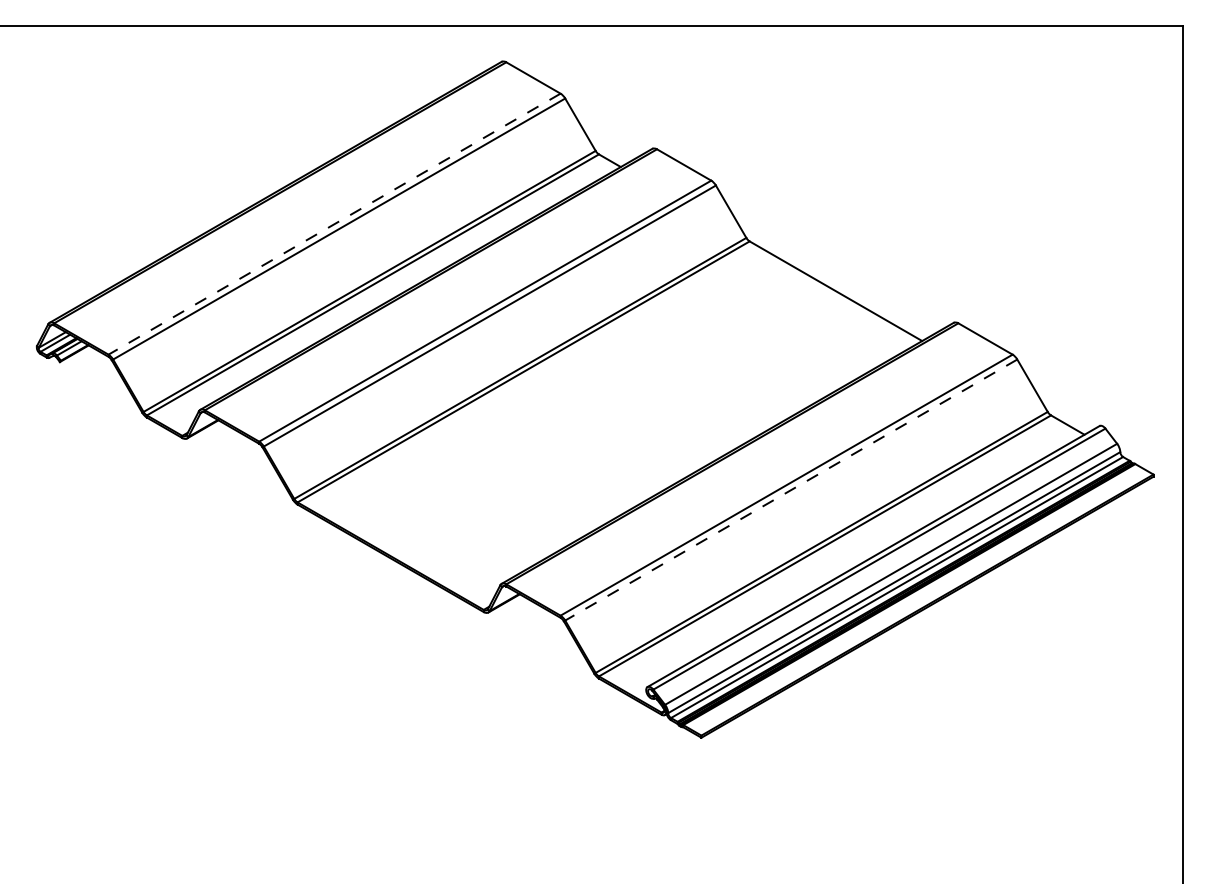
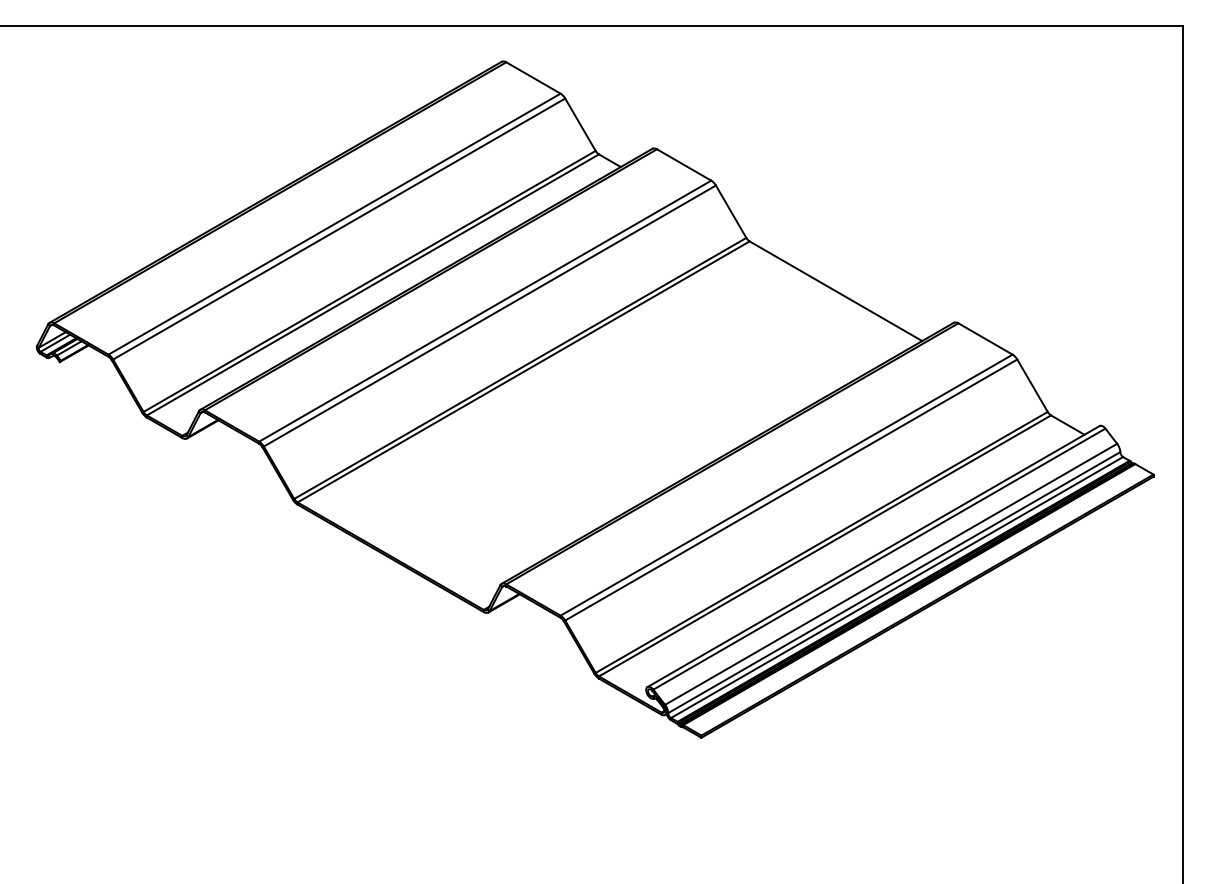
line: dashed -> solid (334, 224)
line: dashed -> solid (790, 490)
